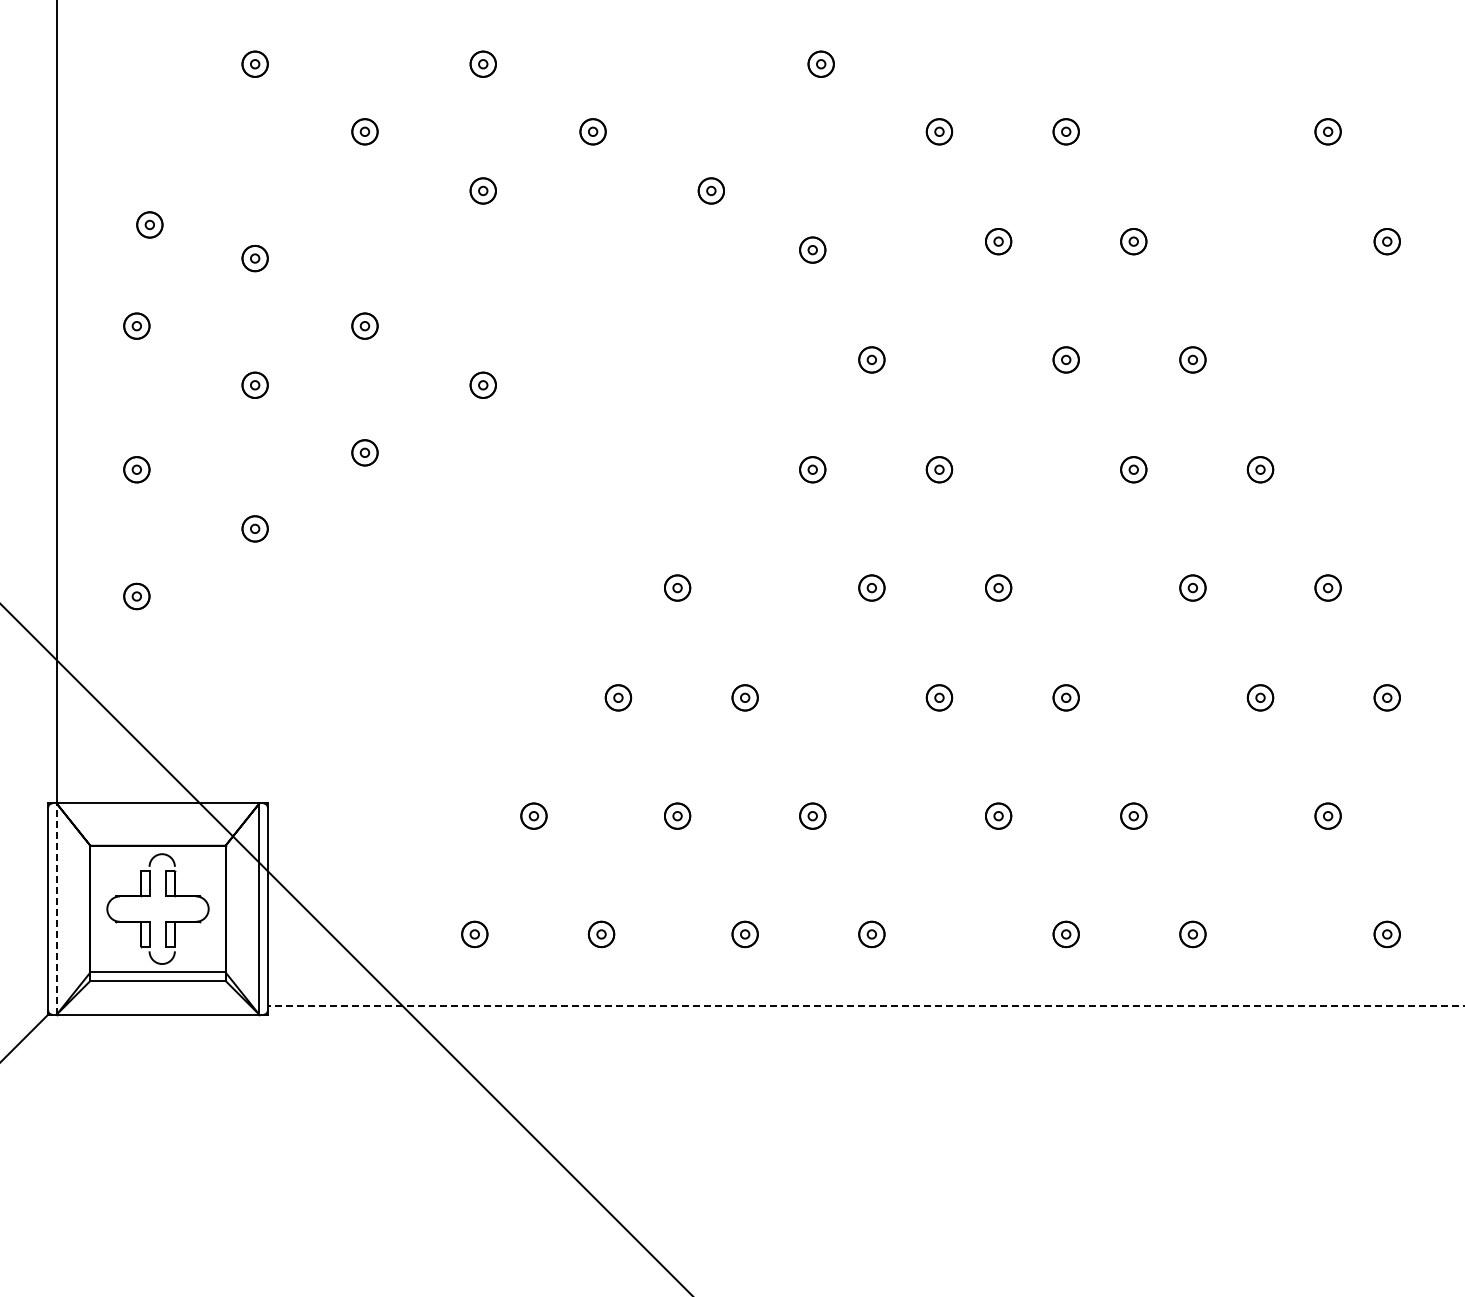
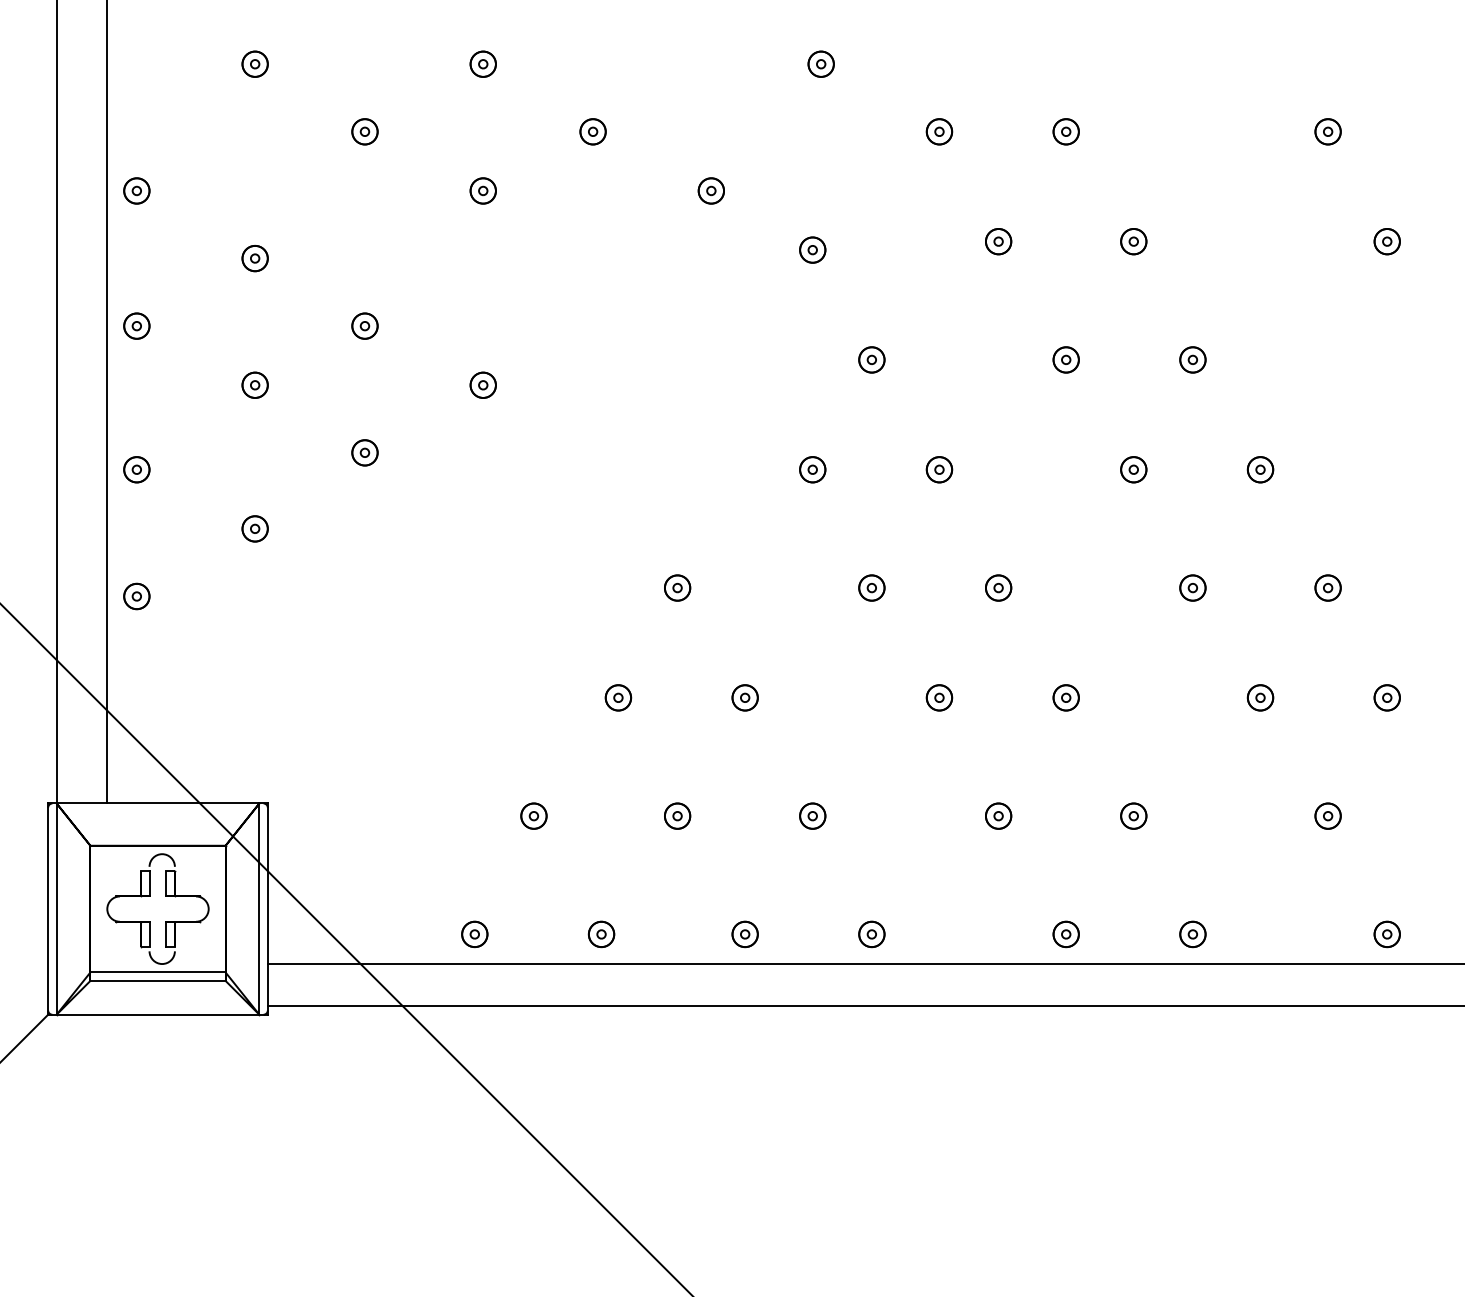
part position: (149, 224) -> (136, 190) (136, 190)
line: none -> present (107, 402)
line: dashed -> solid (56, 909)
line: none -> present (864, 964)
line: dashed -> solid (865, 1006)
